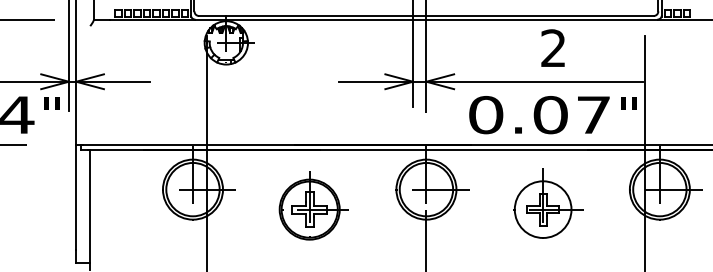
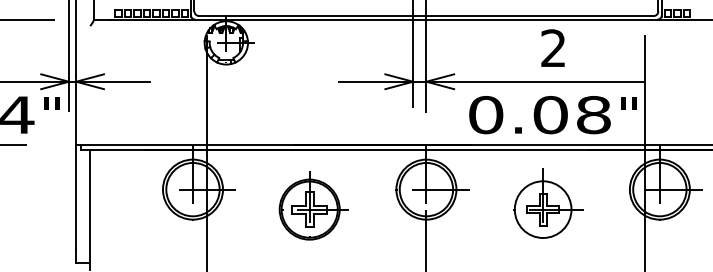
text: 0.07 -> 0.08 (593, 115)
